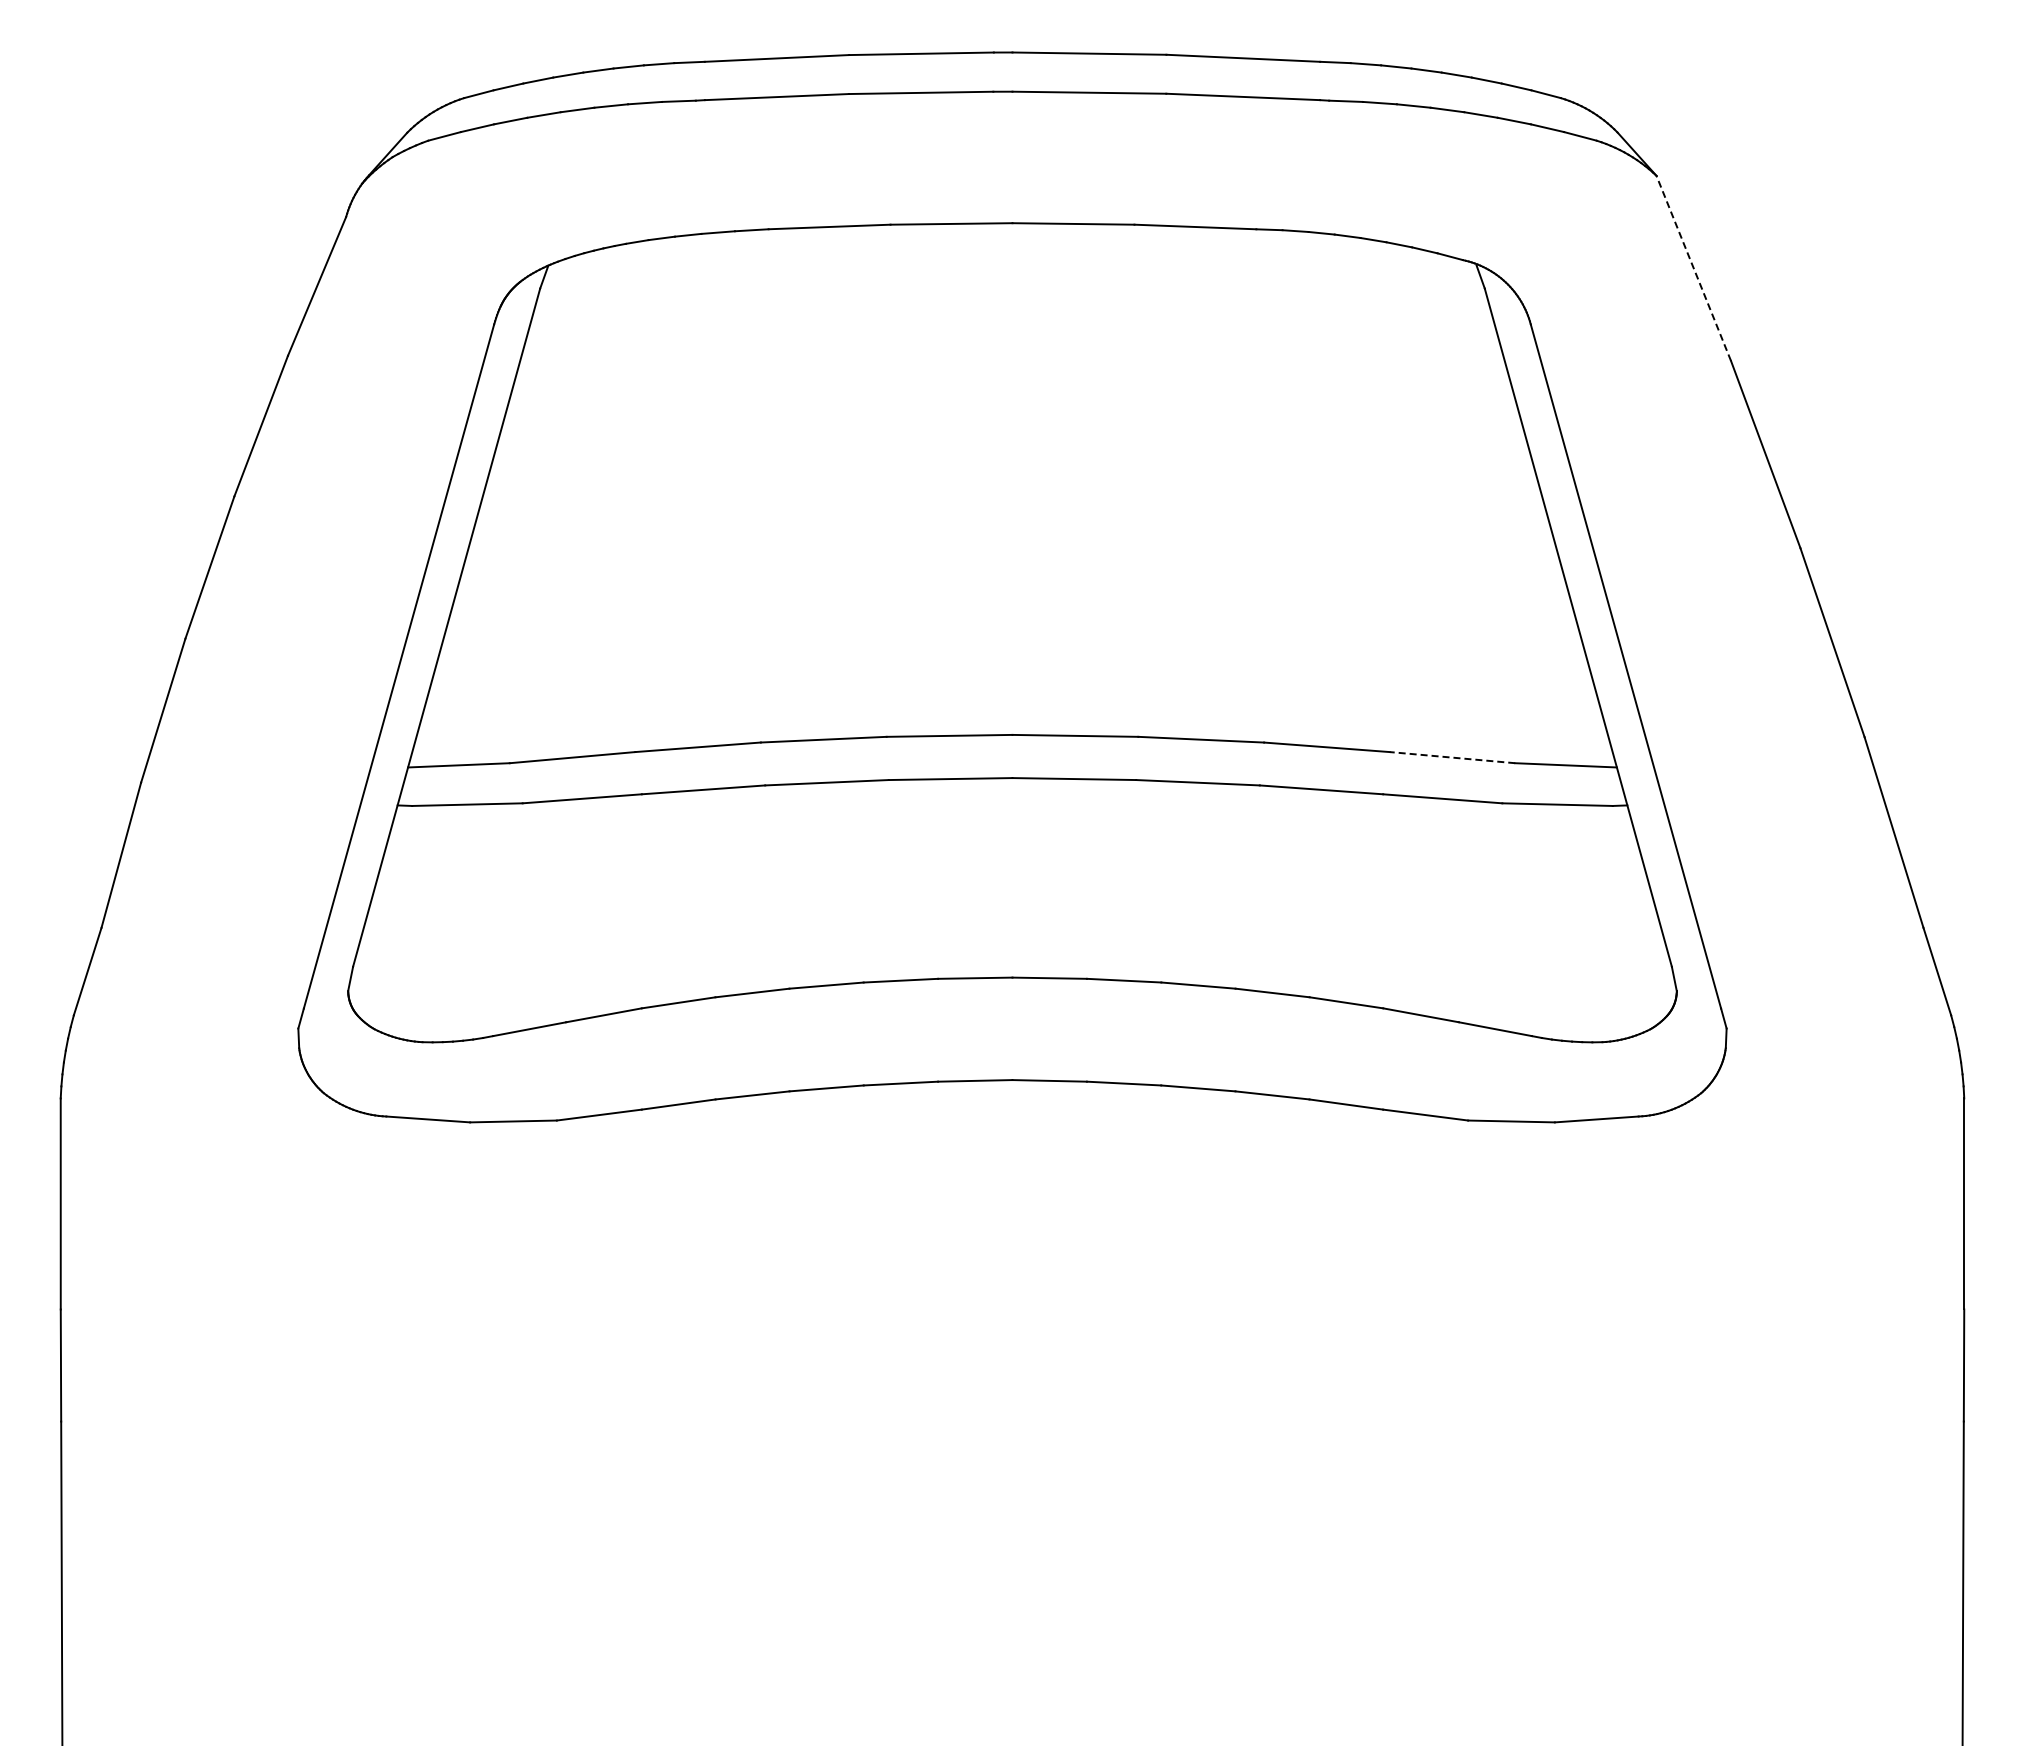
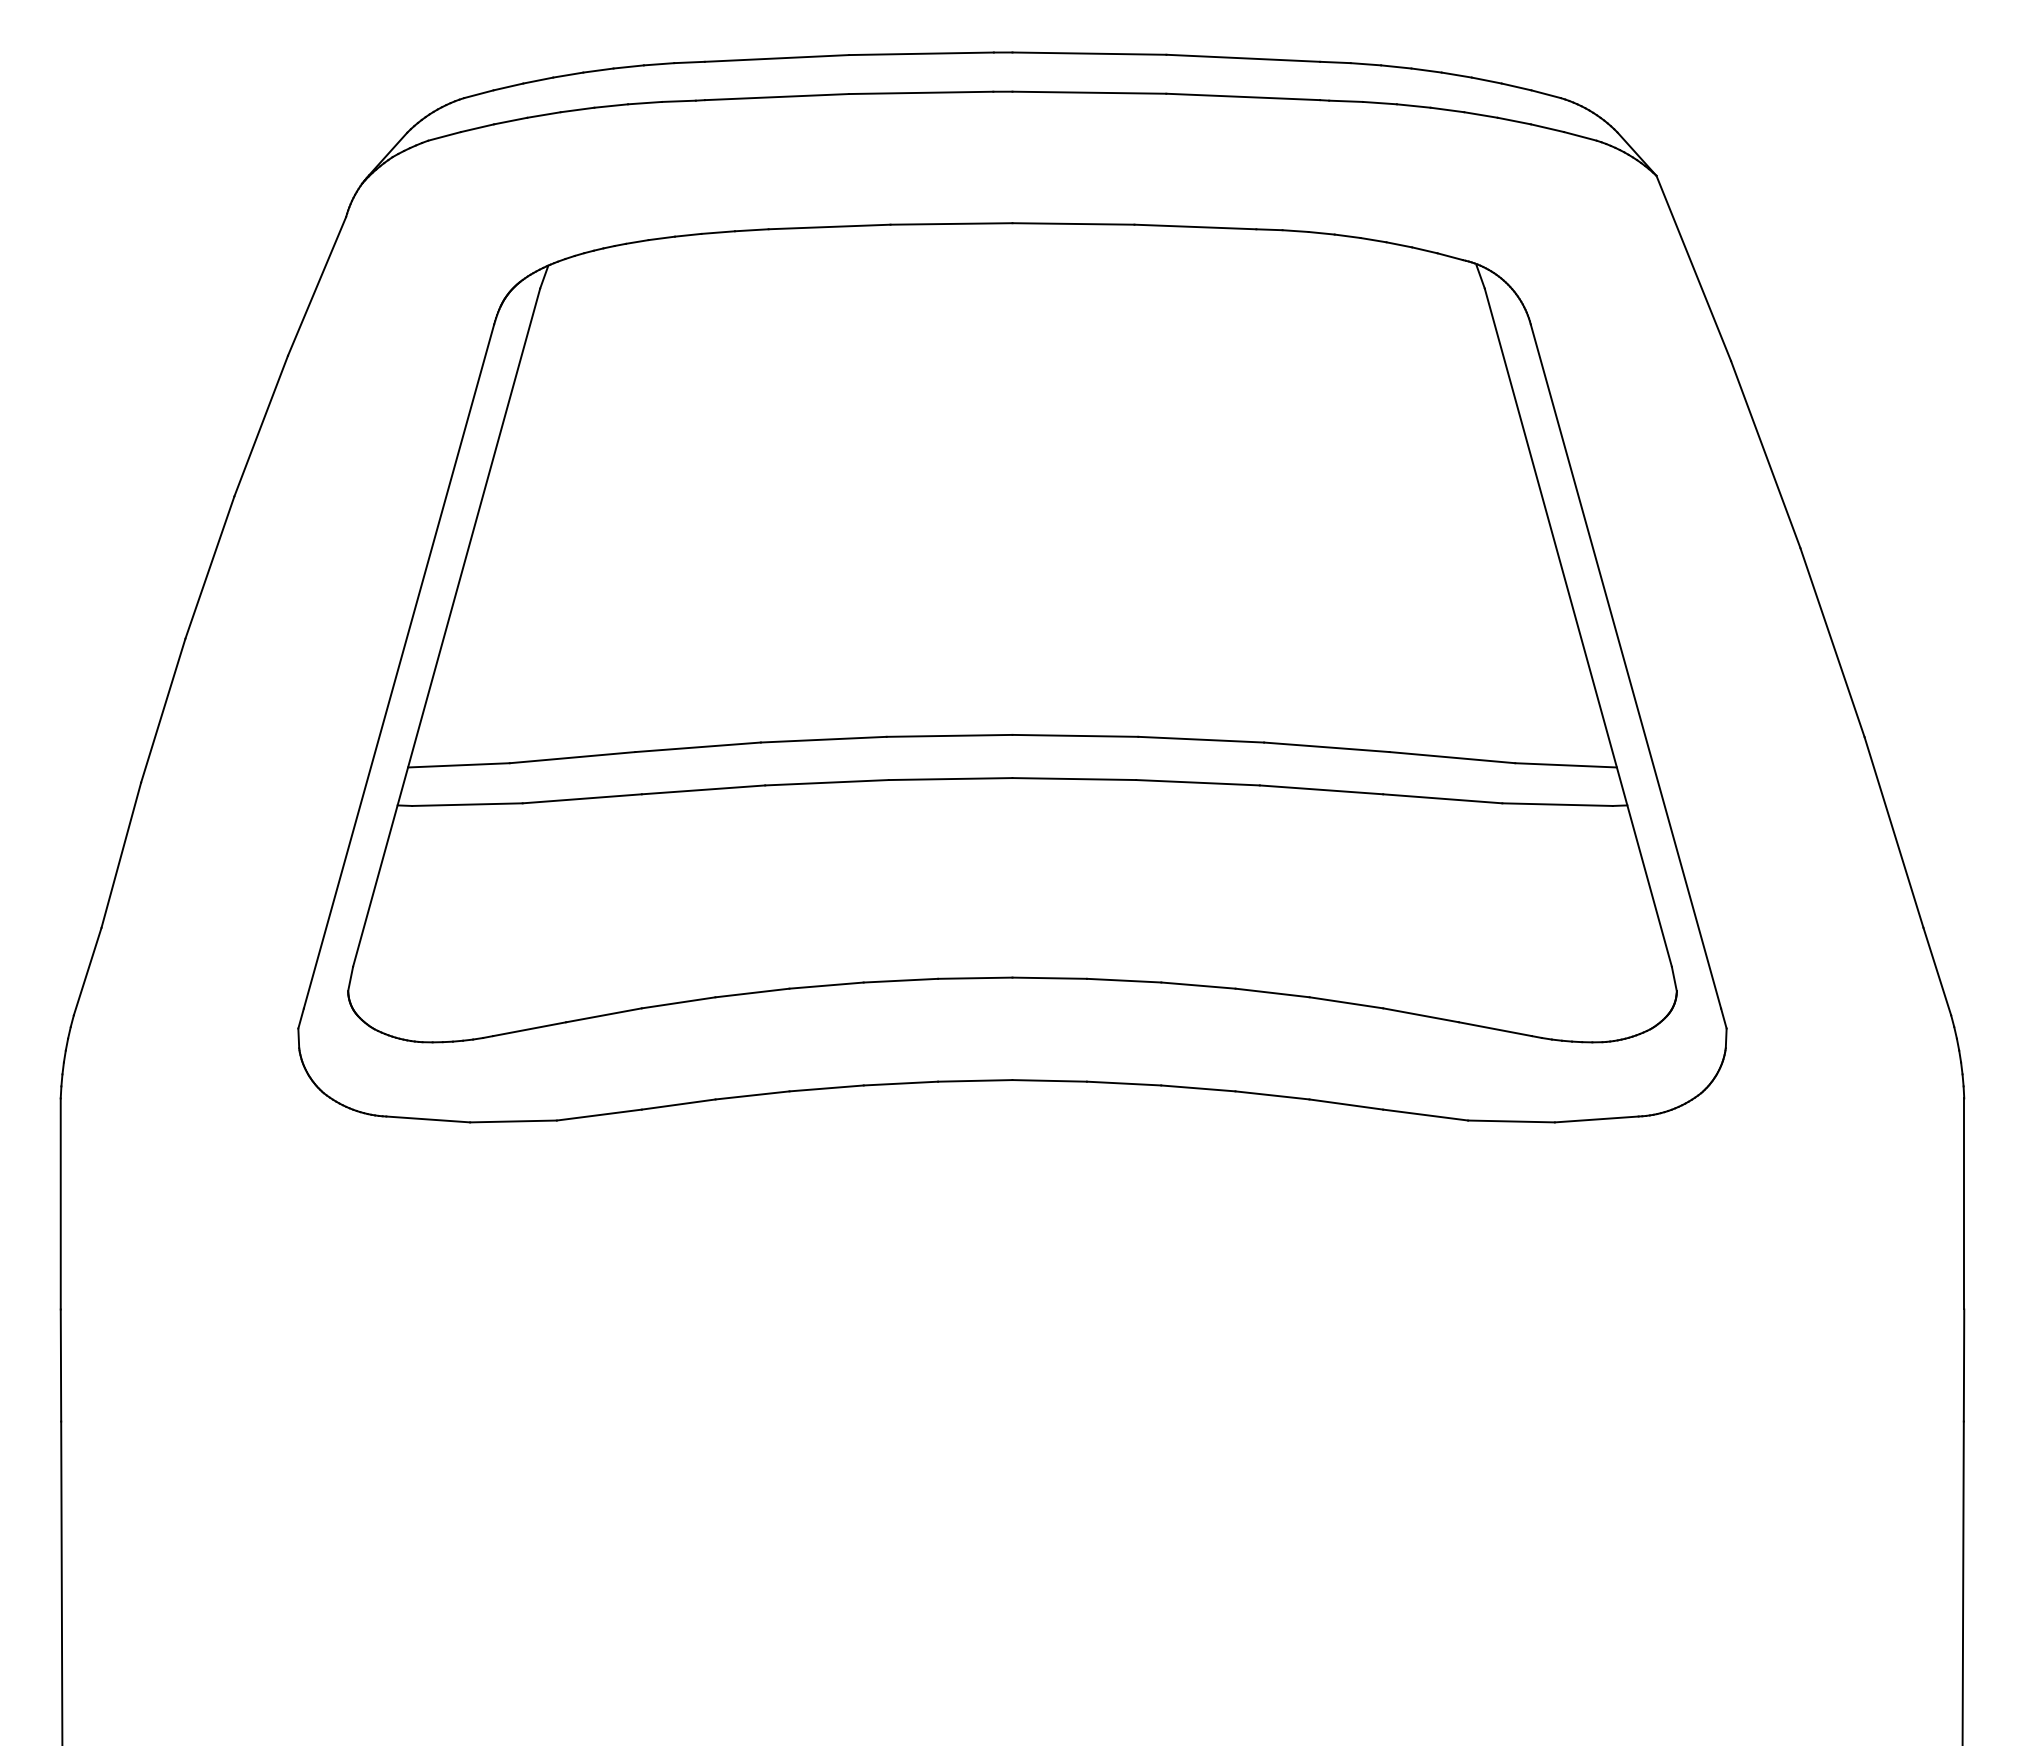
line: dashed -> solid (1693, 268)
line: dashed -> solid (1451, 757)
